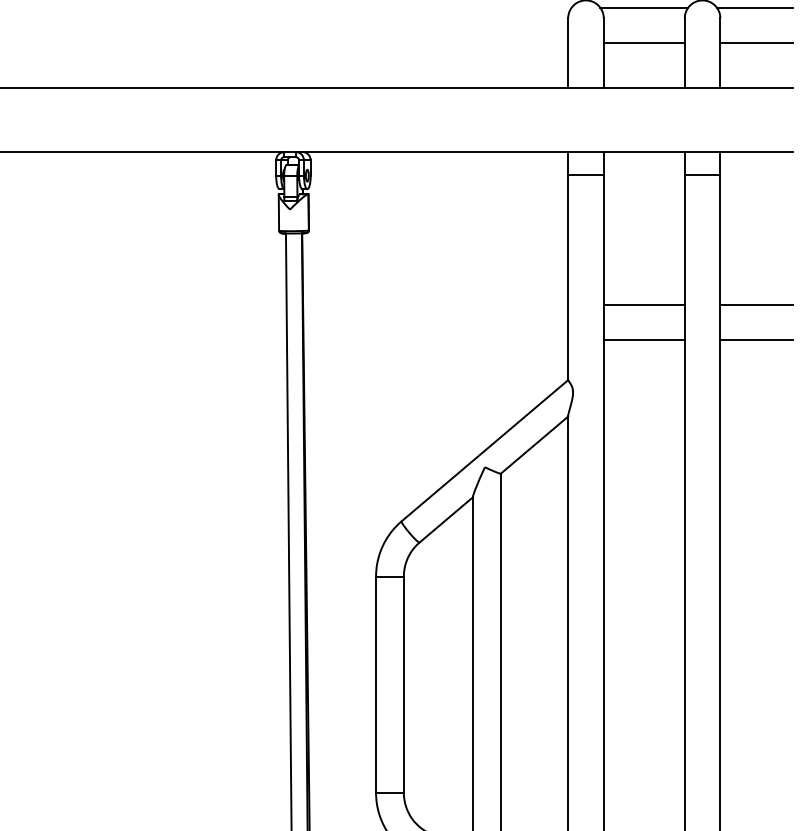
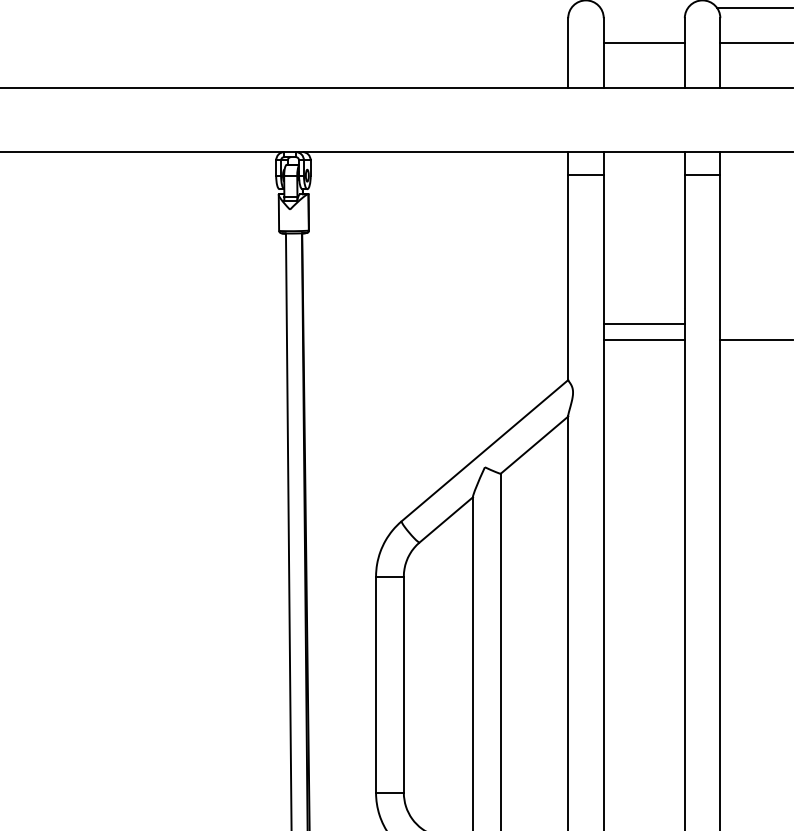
line: present -> none (644, 7)
line position: (643, 304) -> (643, 323) (643, 323)
line: present -> none (756, 304)
